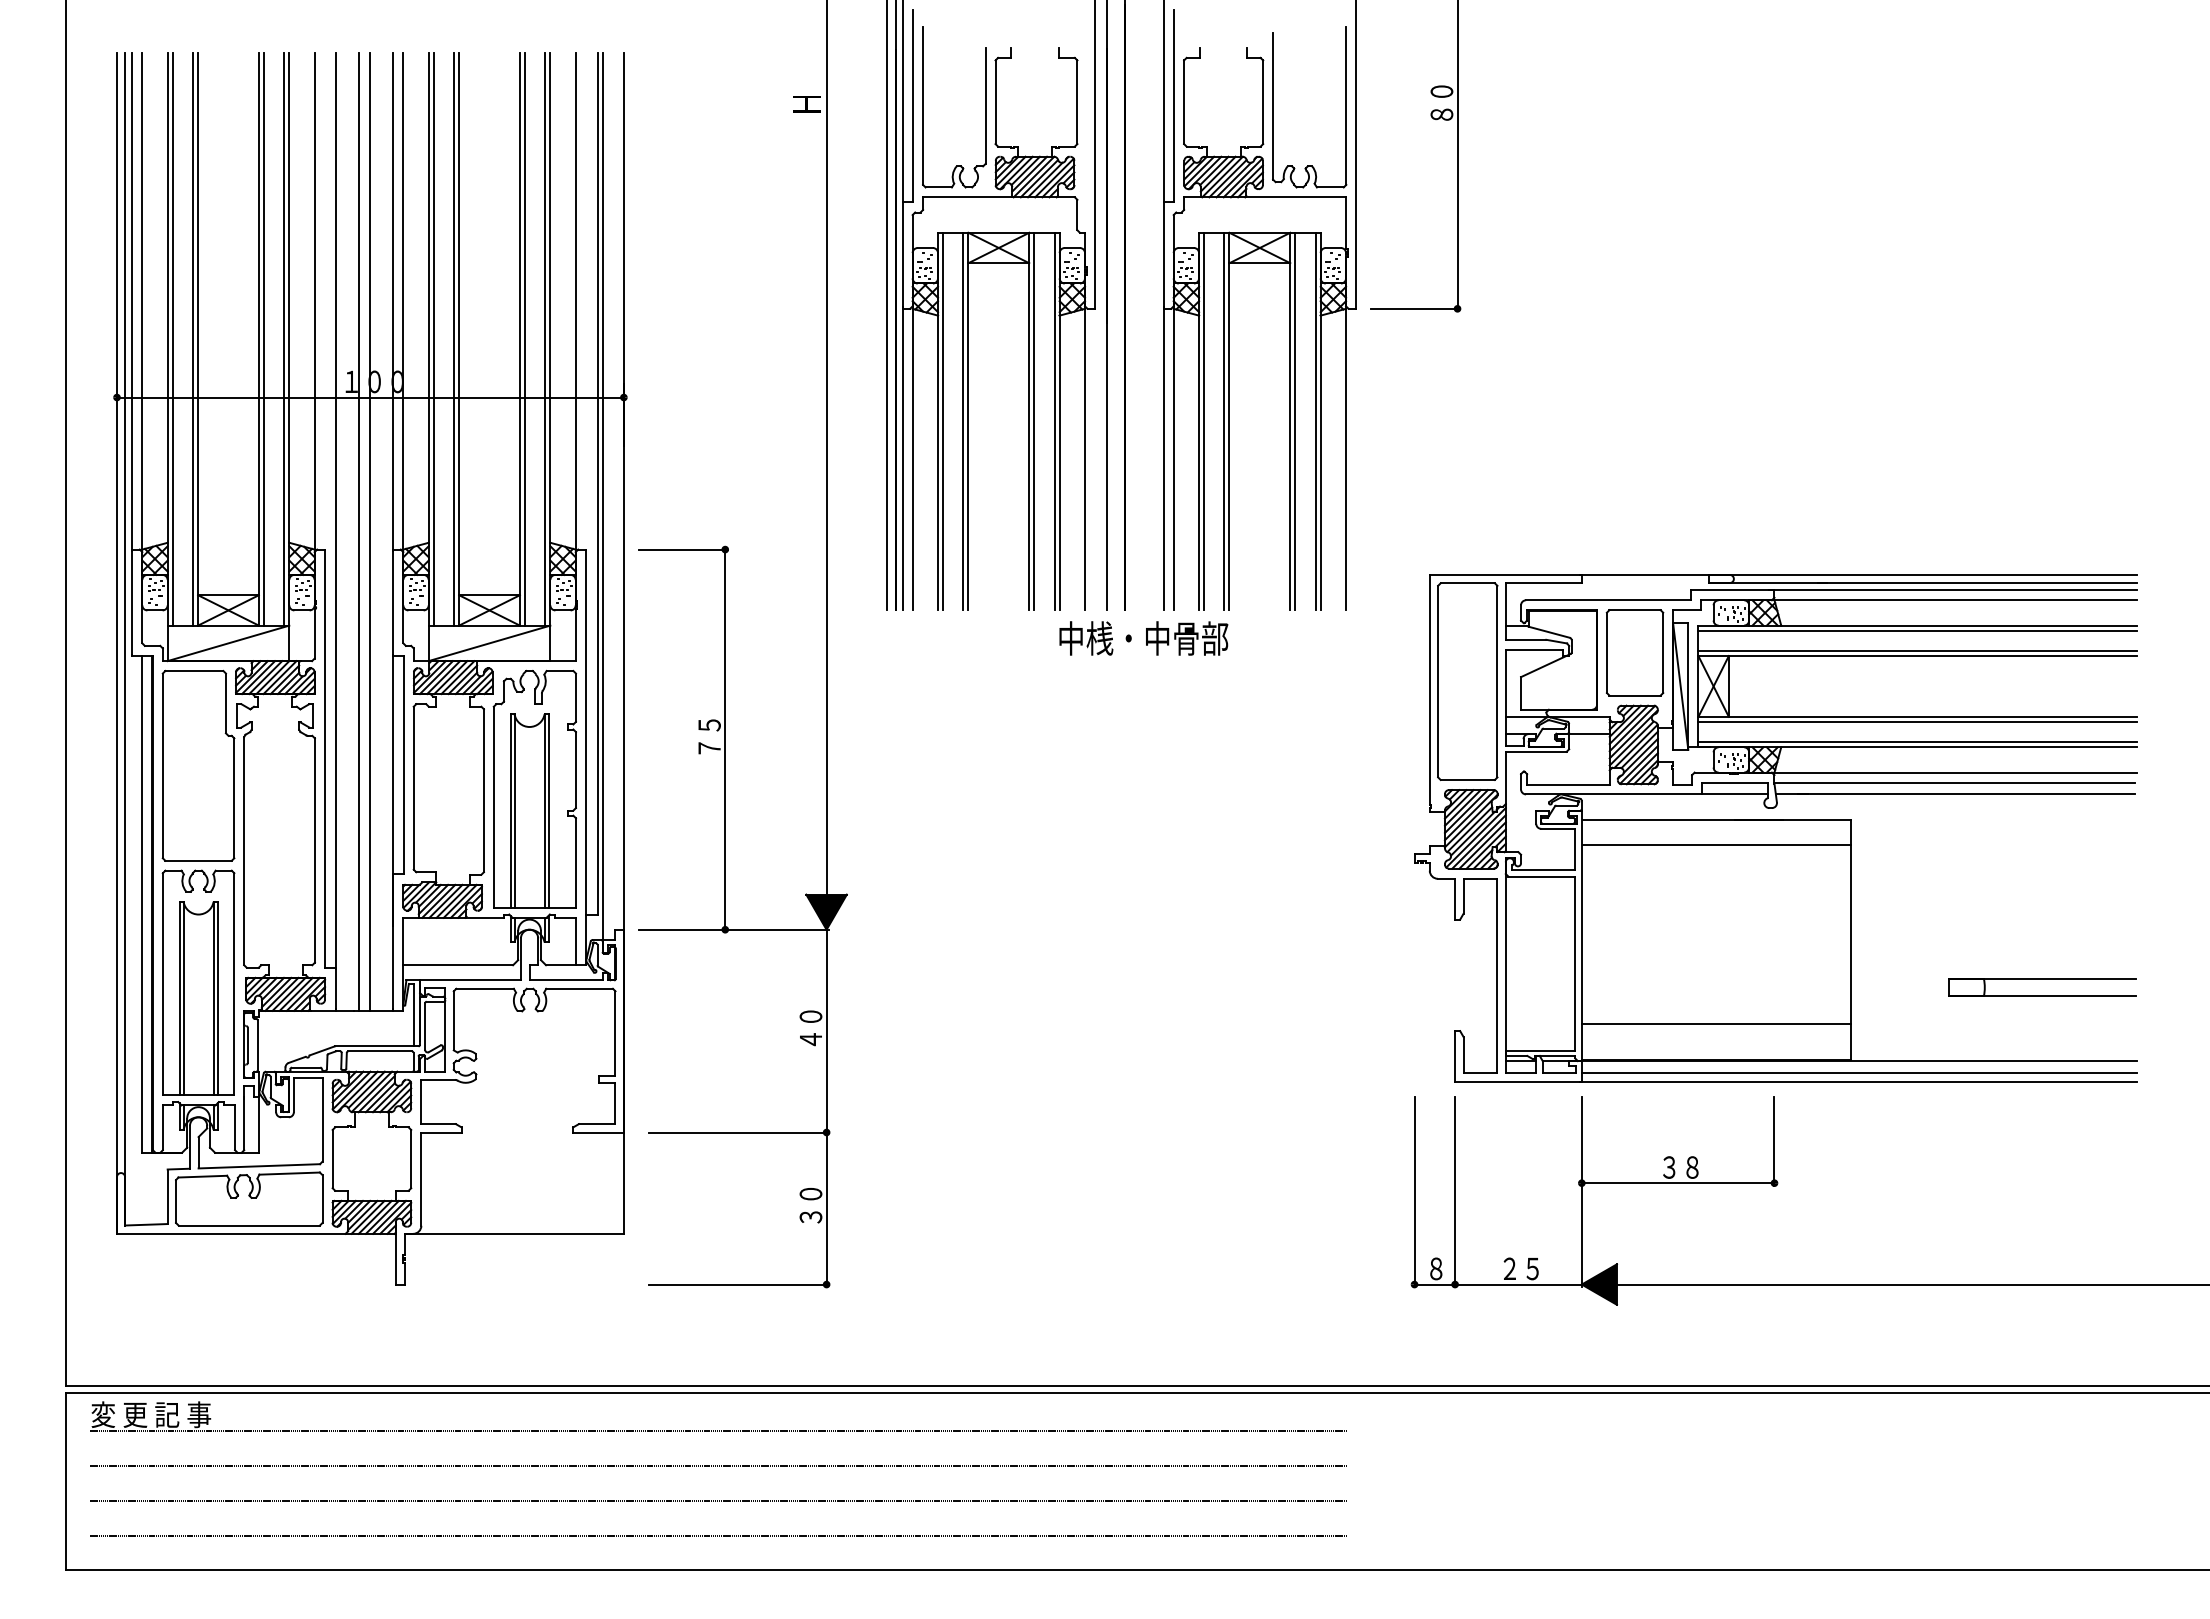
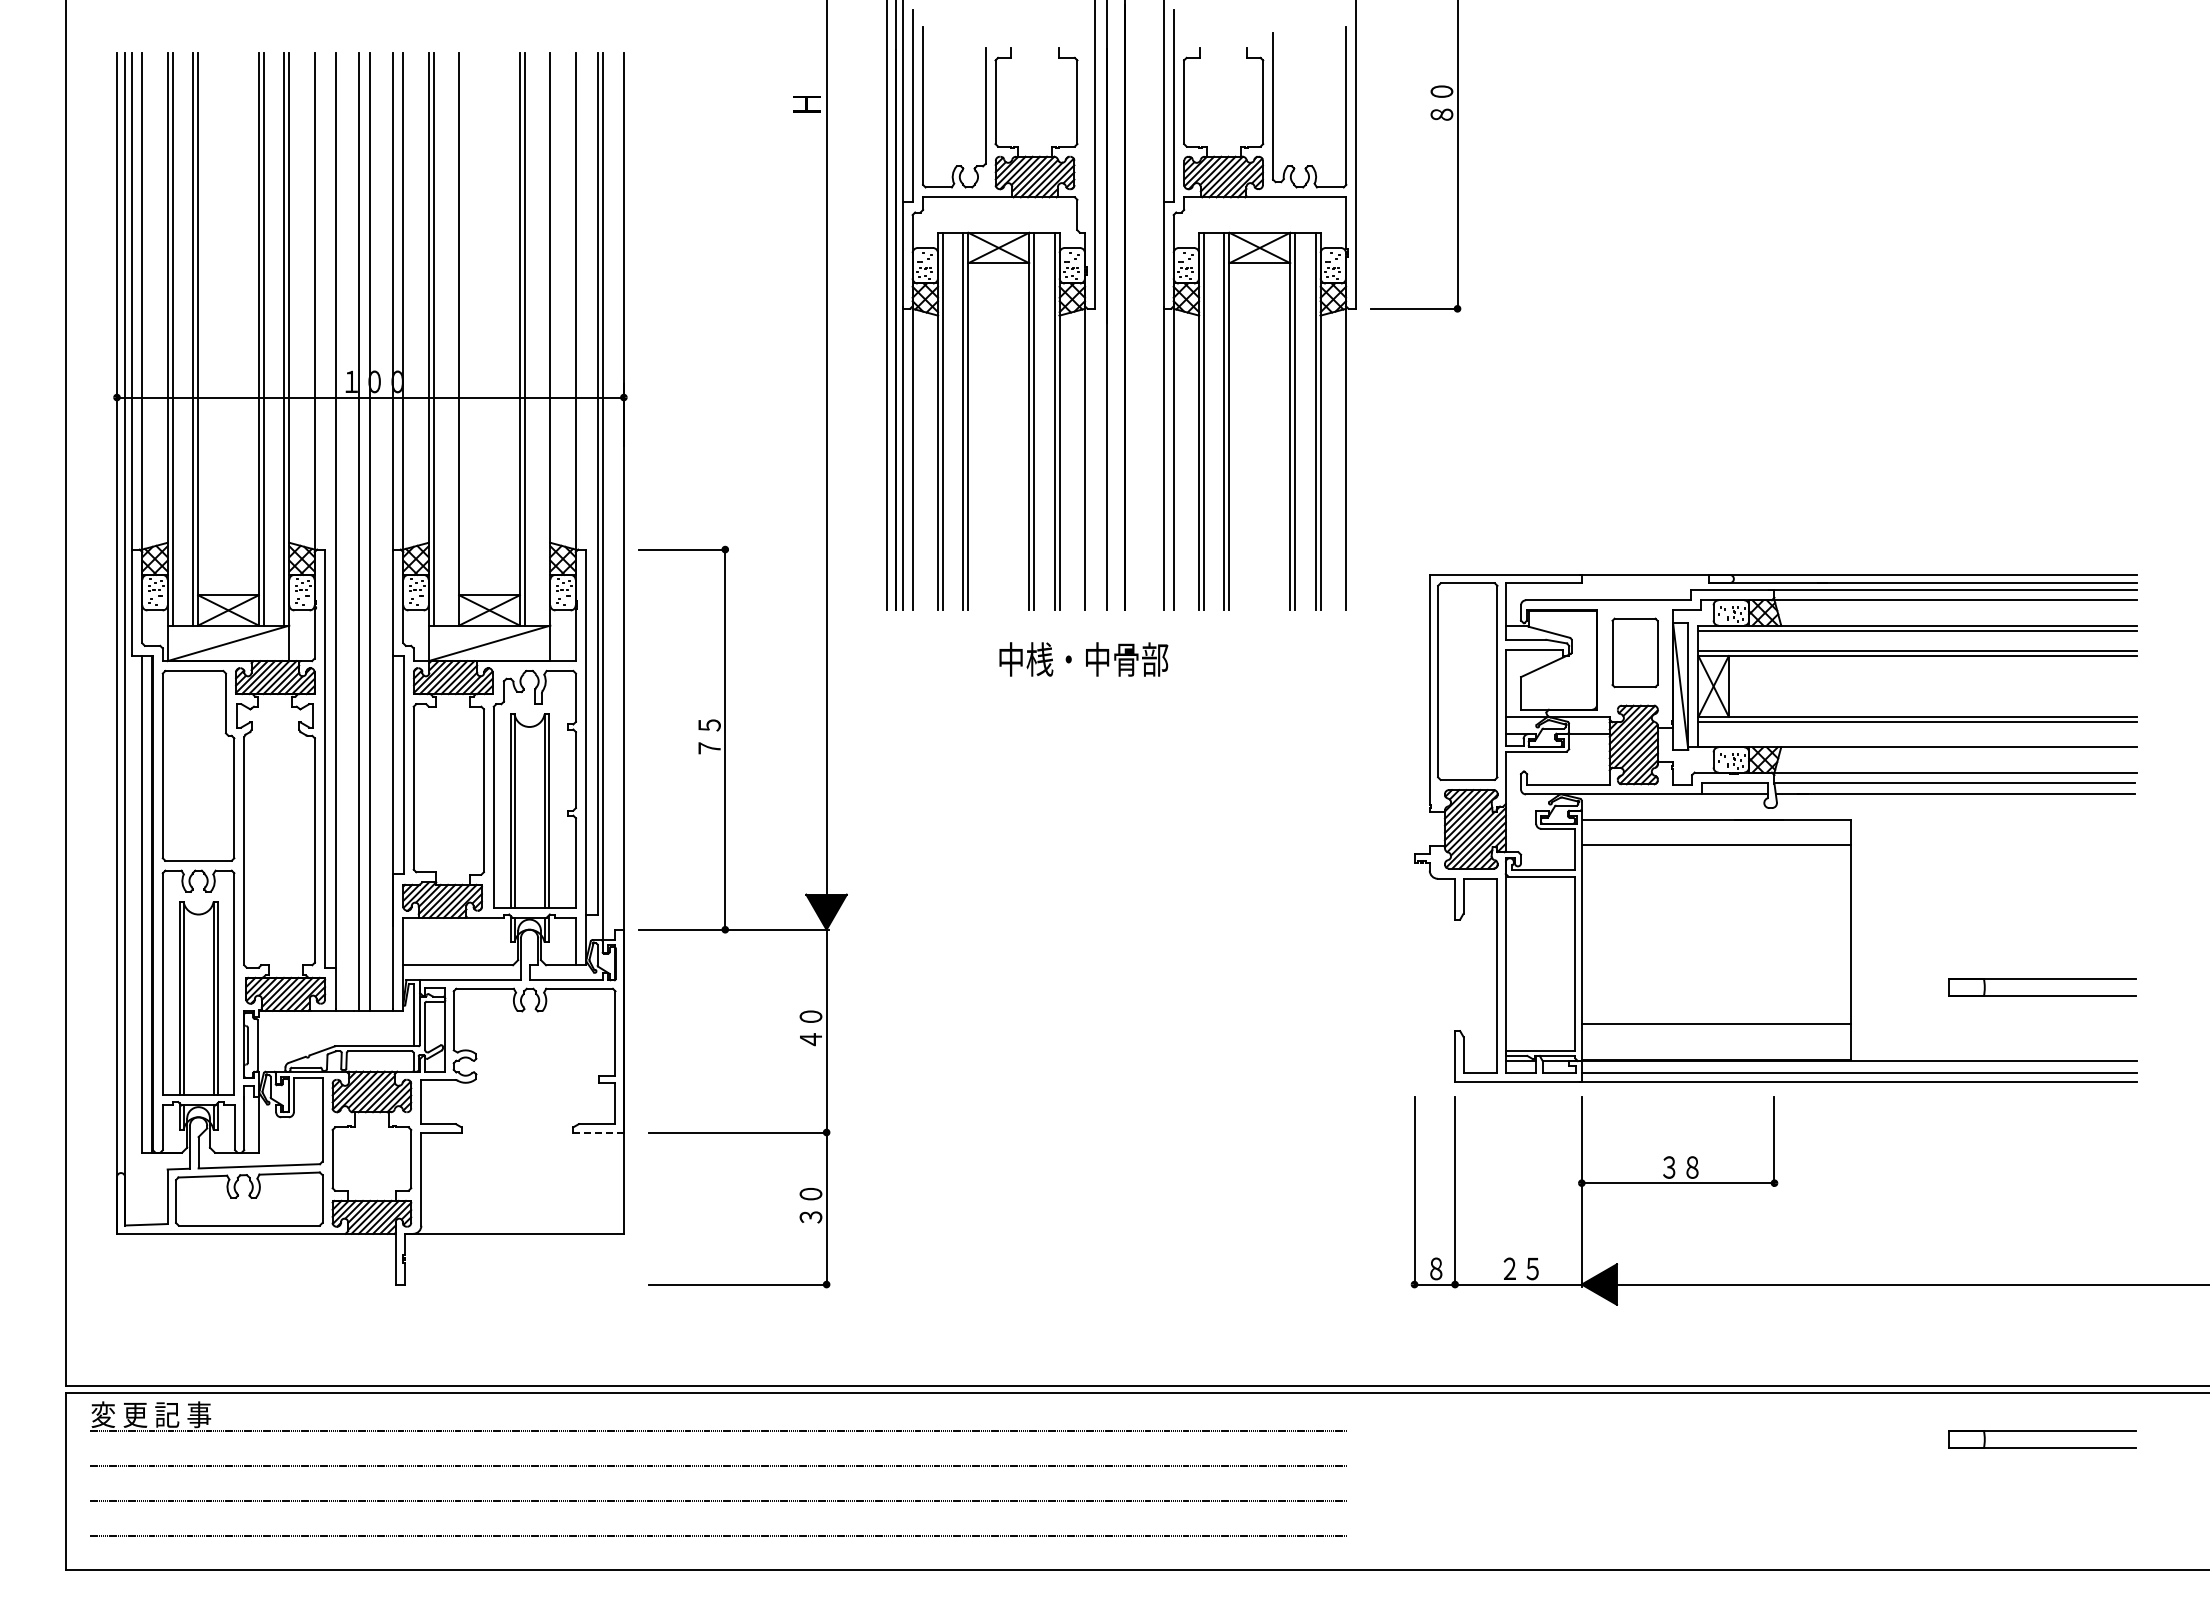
line: present -> none (454, 338)
line: present -> none (545, 338)
text position: (1143, 638) -> (1083, 659) (1083, 659)
part size: 60x88 px -> 48x72 px (1634, 652)
line: present -> none (1917, 742)
line: solid -> dashed (598, 1132)
part: none -> present (2042, 1431)
